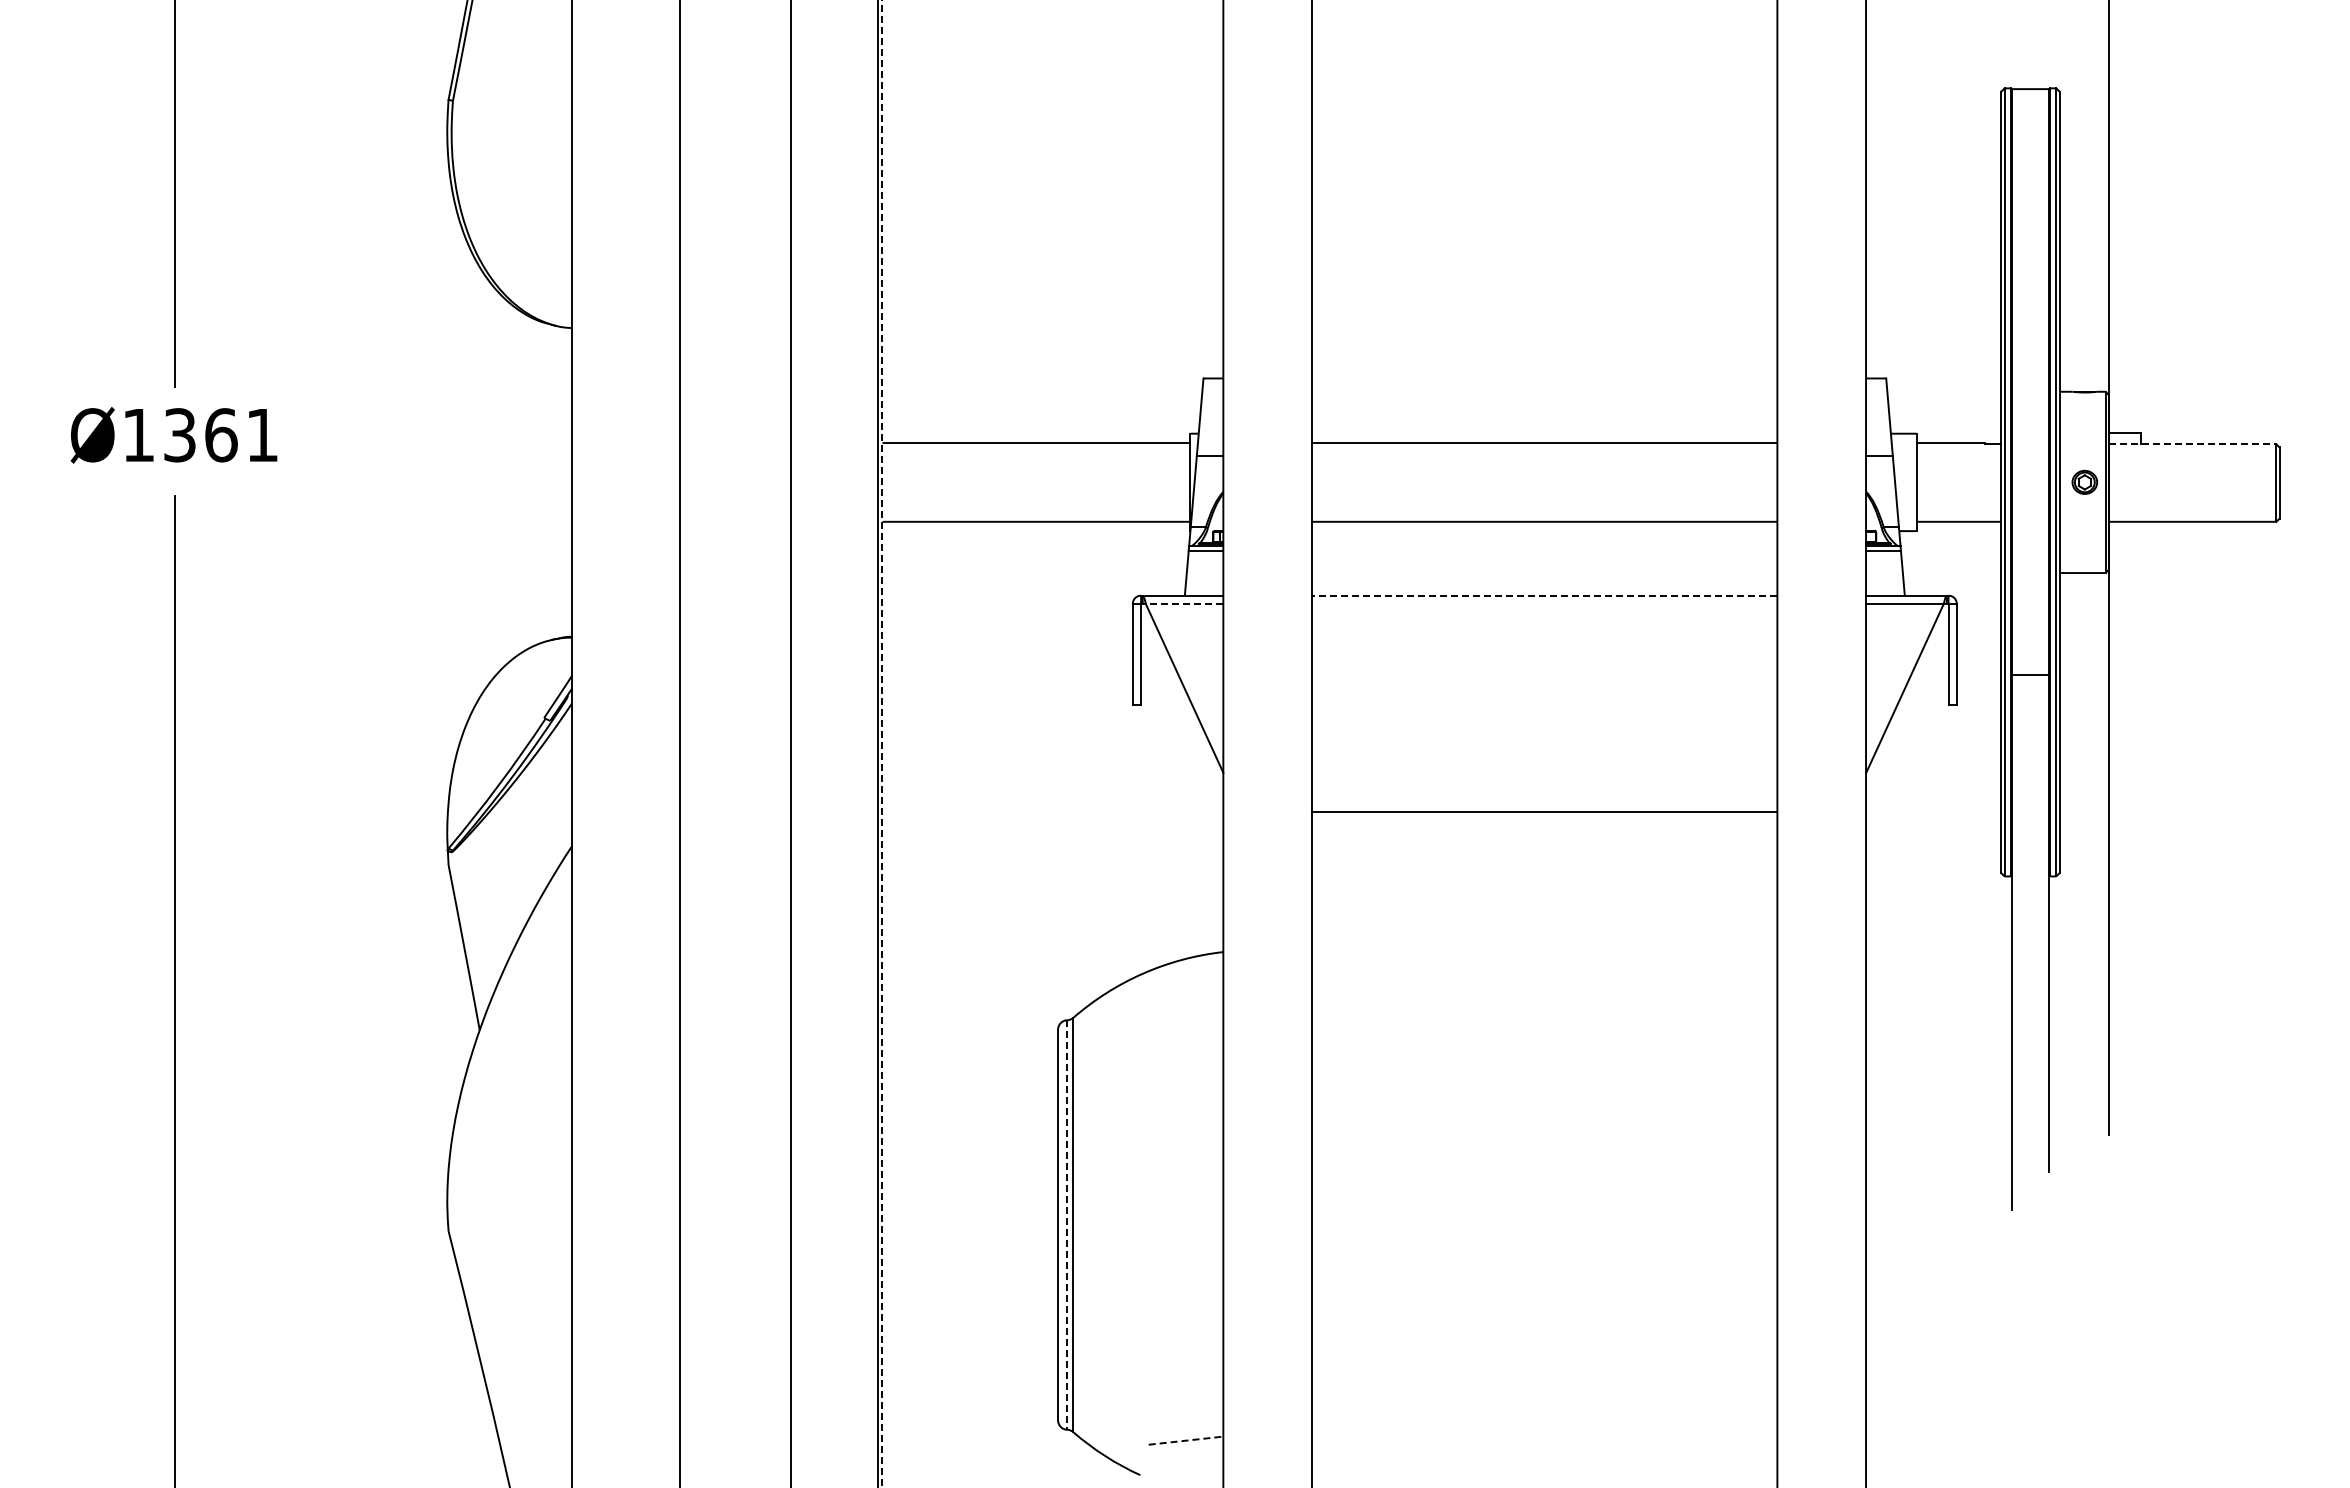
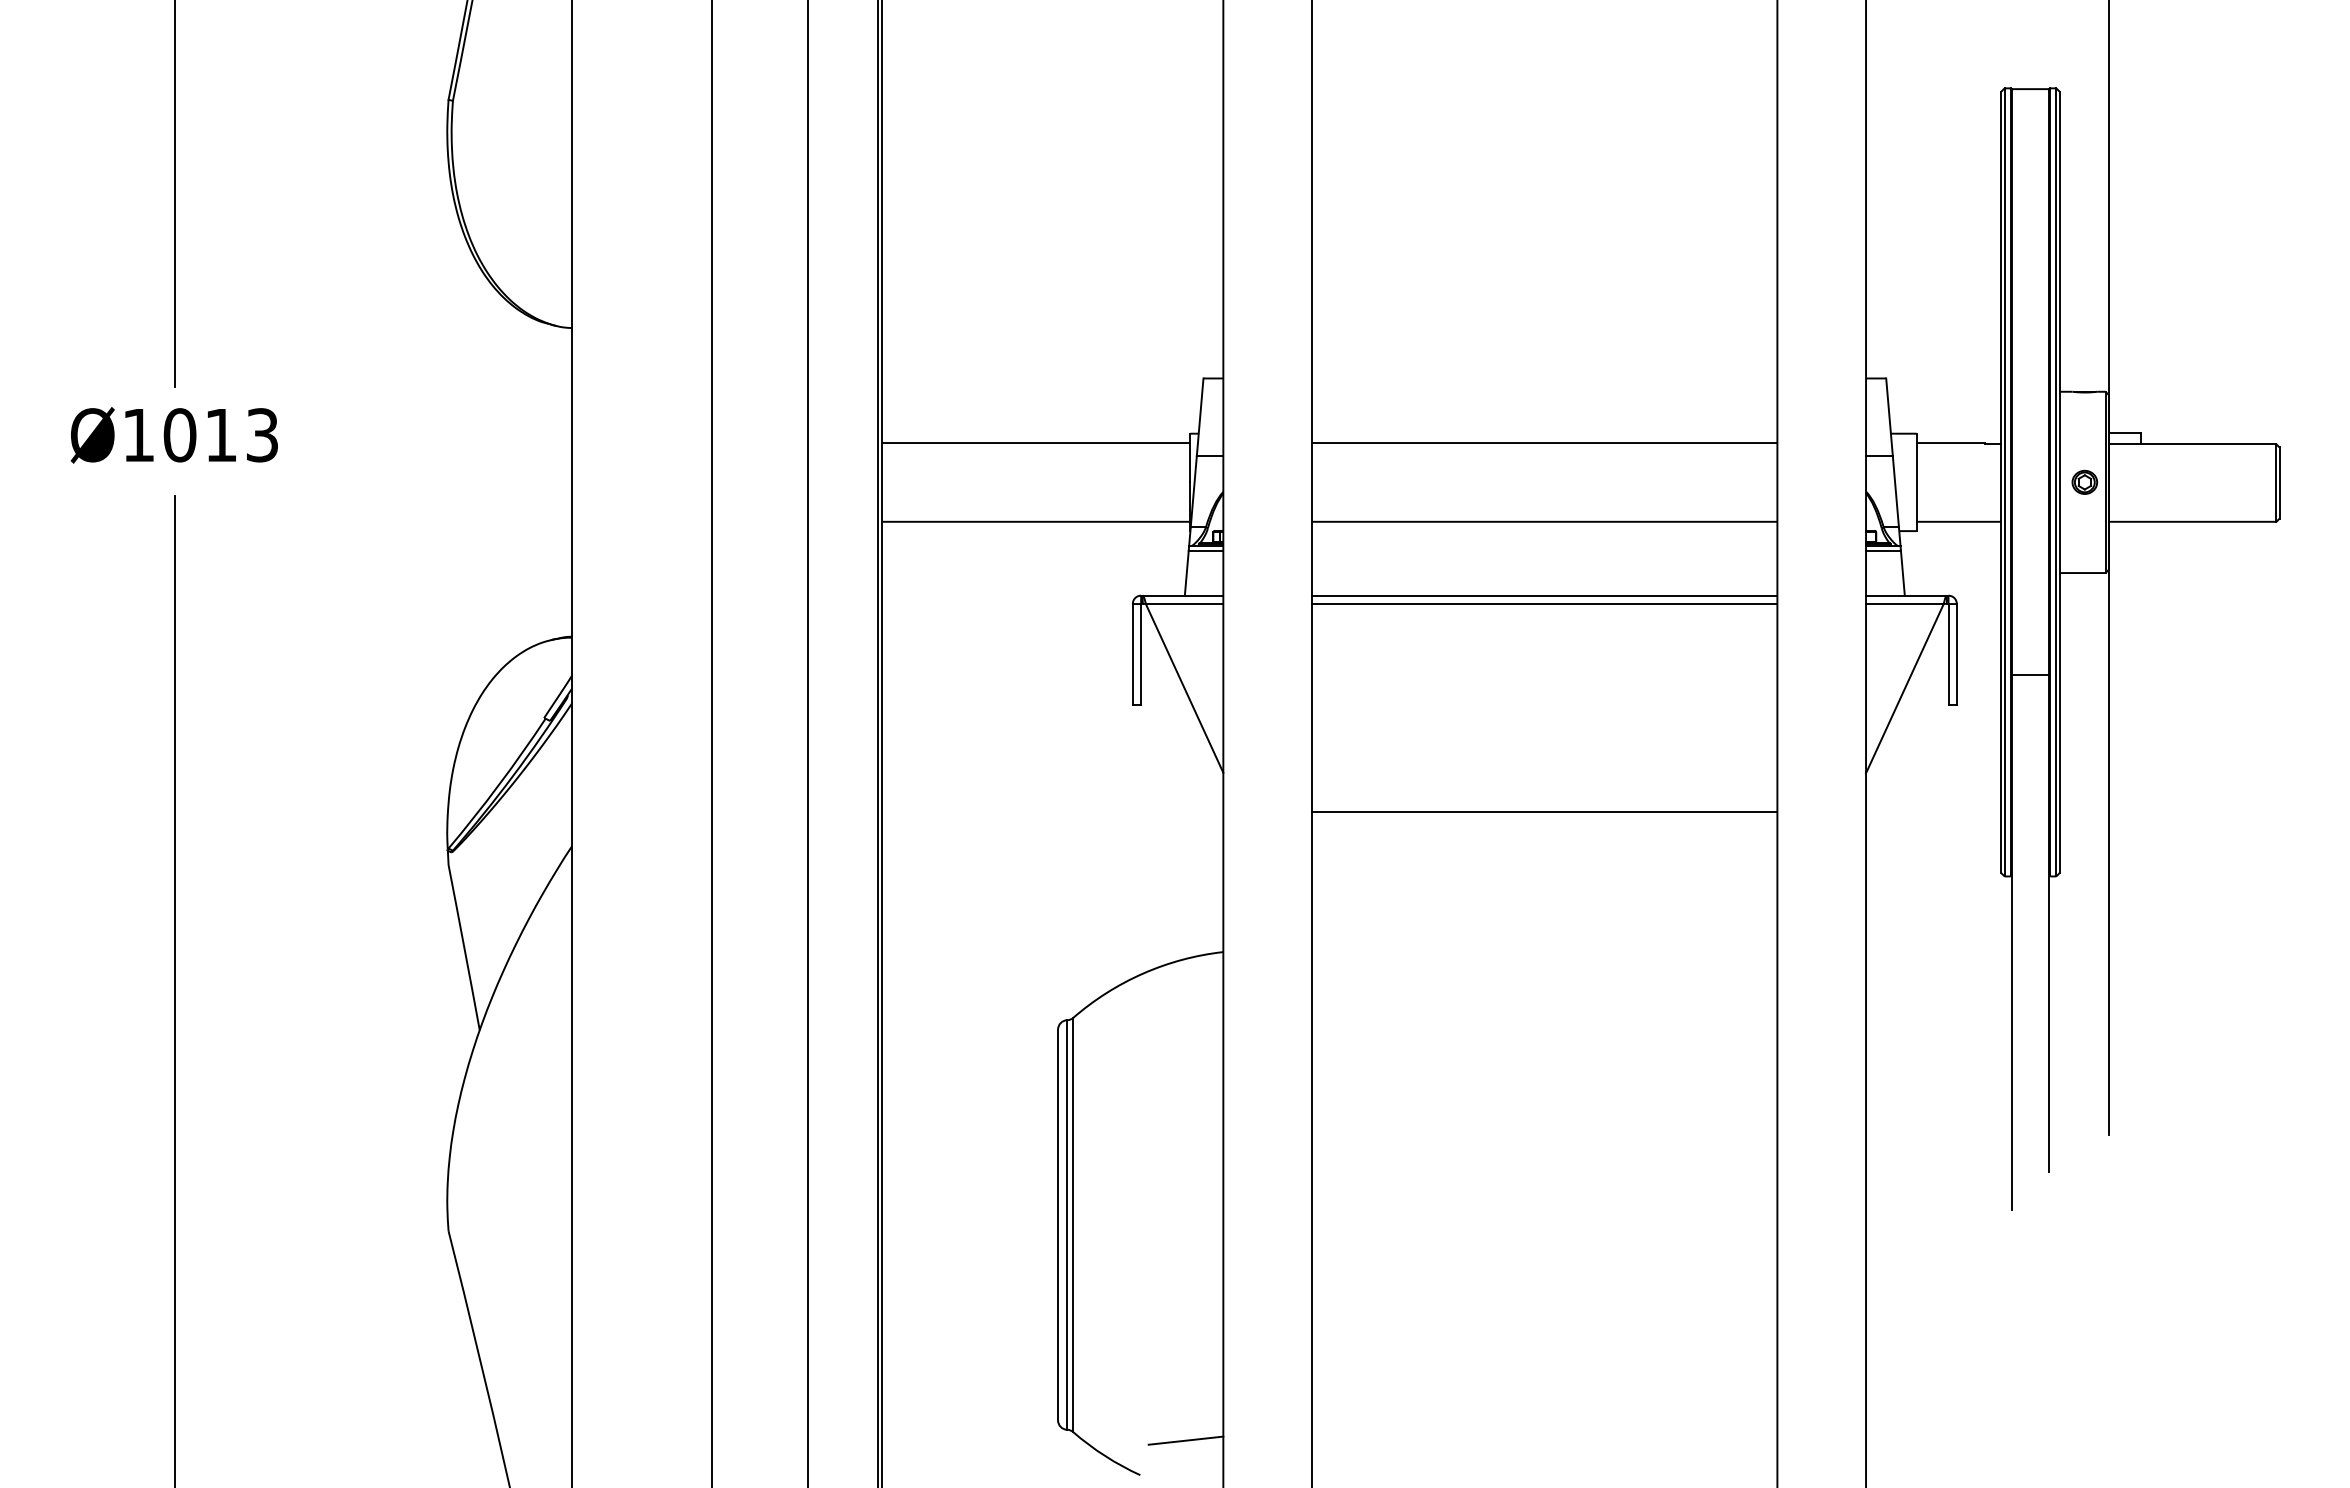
text: Ø1361 -> Ø1013 (220, 435)
line: dashed -> solid (2192, 444)
line: dashed -> solid (1544, 595)
line: dashed -> solid (1184, 604)
line: none -> present (1544, 604)
line position: (679, 743) -> (711, 743) (711, 743)
line position: (791, 743) -> (808, 743) (808, 743)
line: dashed -> solid (882, 744)
line: dashed -> solid (1067, 1225)
line: dashed -> solid (1186, 1440)
